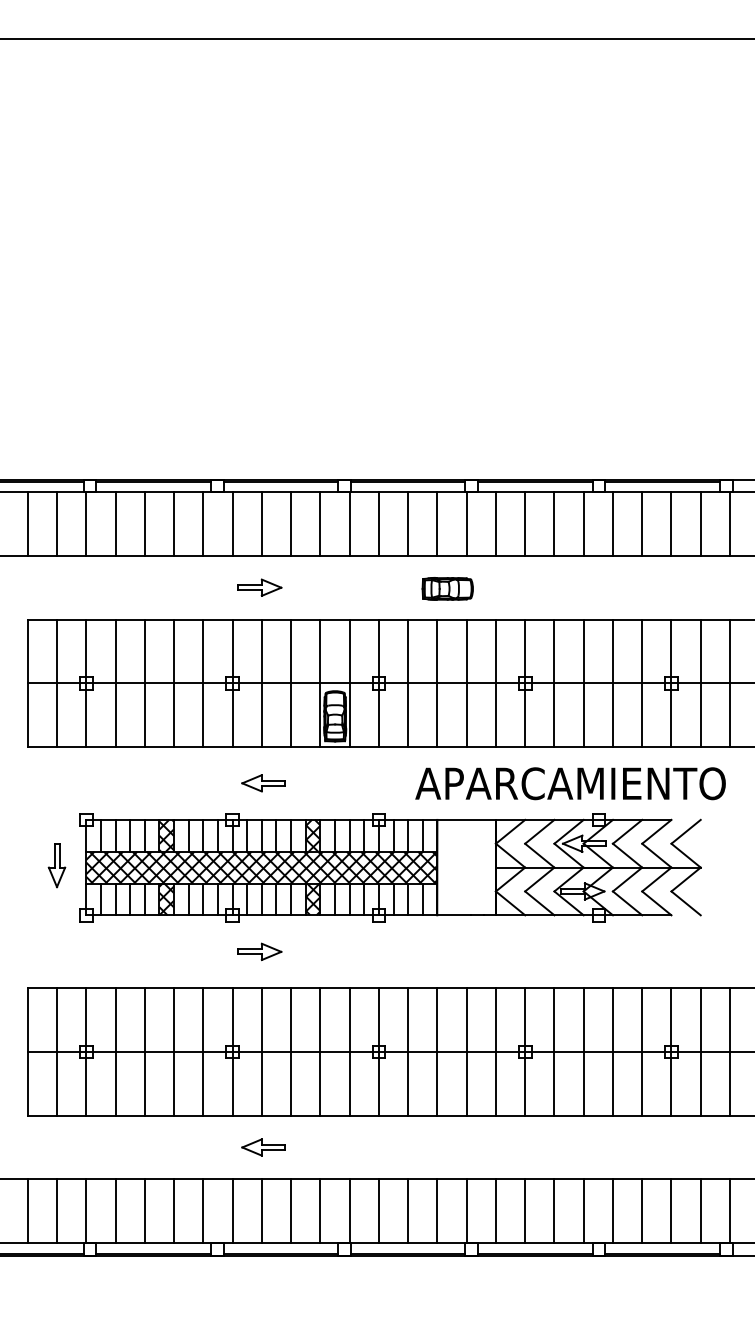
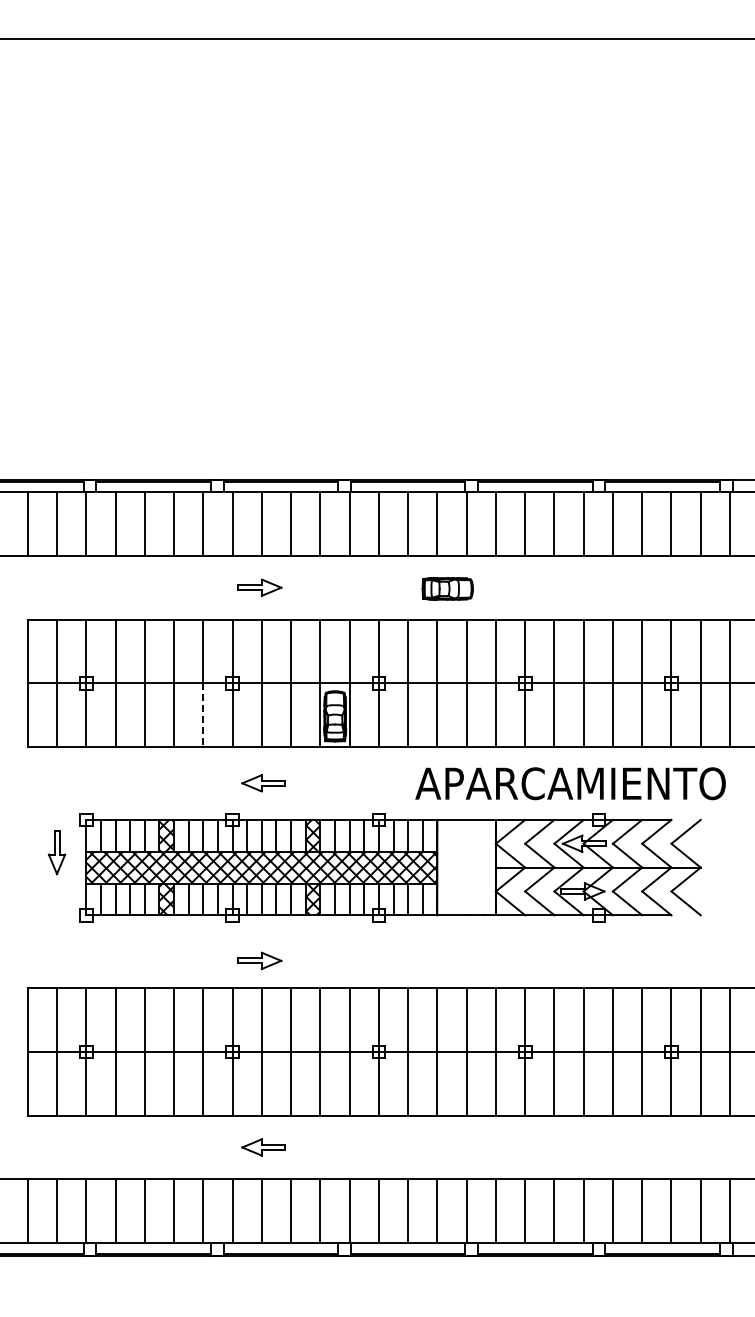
line: solid -> dashed (203, 714)
part position: (56, 865) -> (56, 852) (56, 852)
part position: (259, 951) -> (259, 960) (259, 960)
